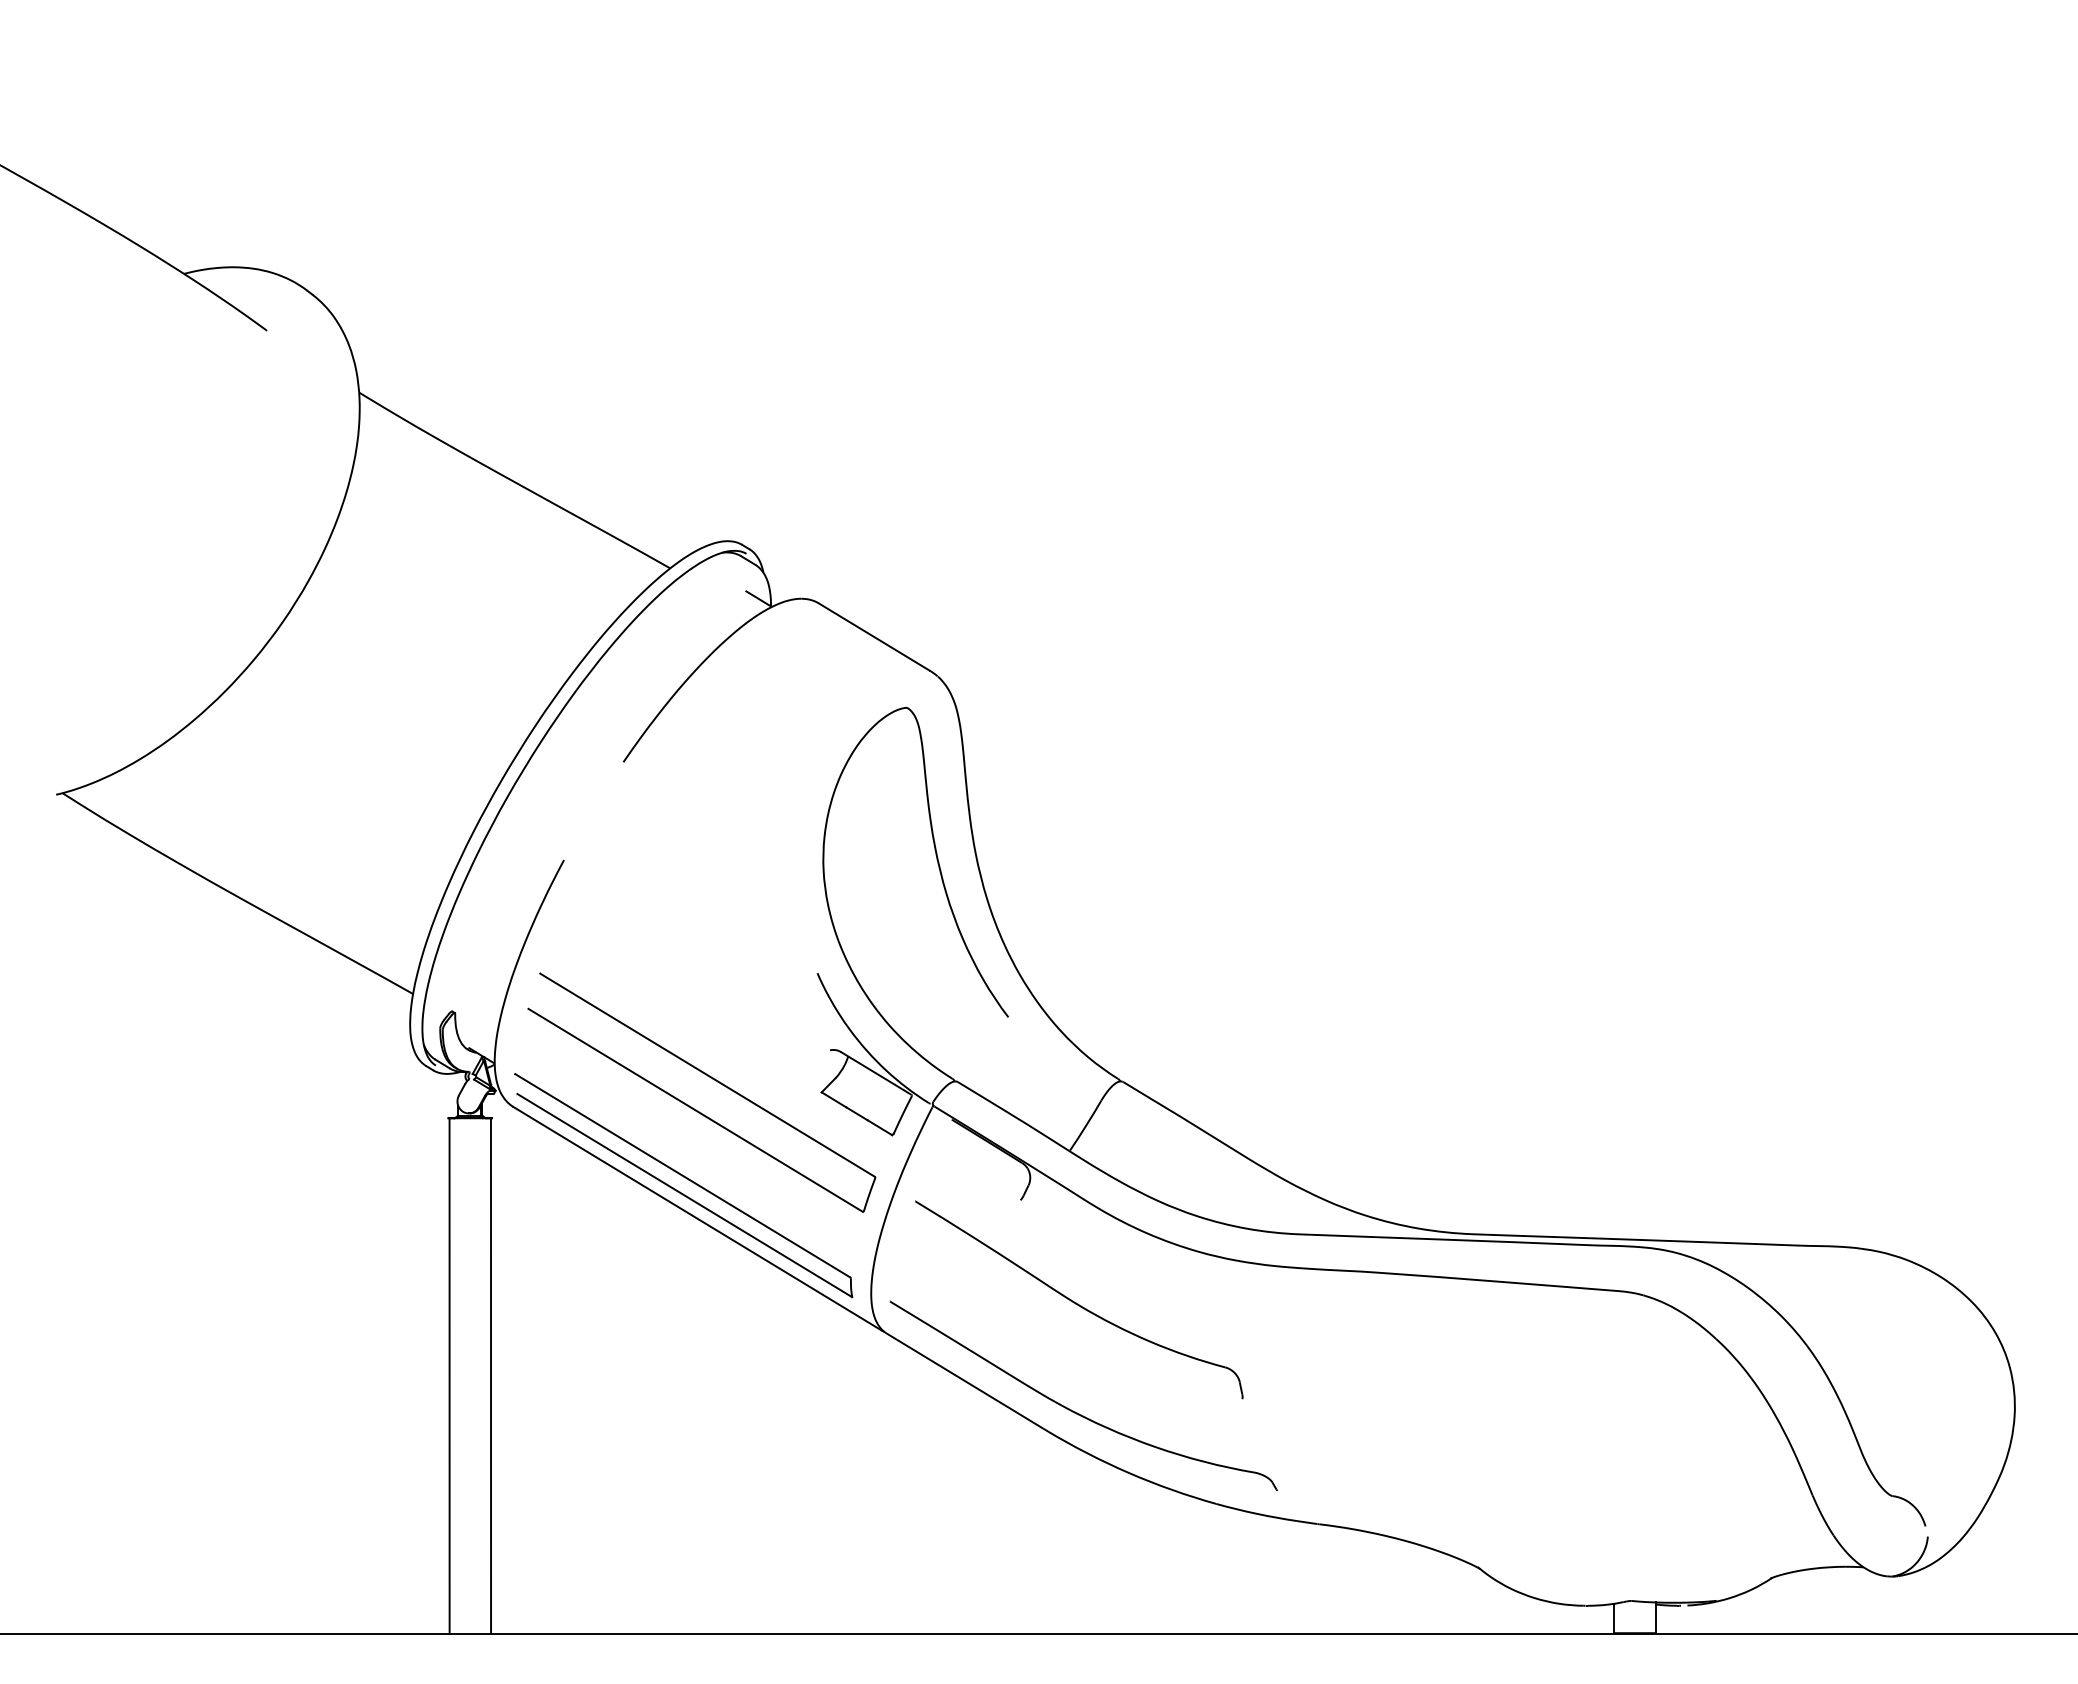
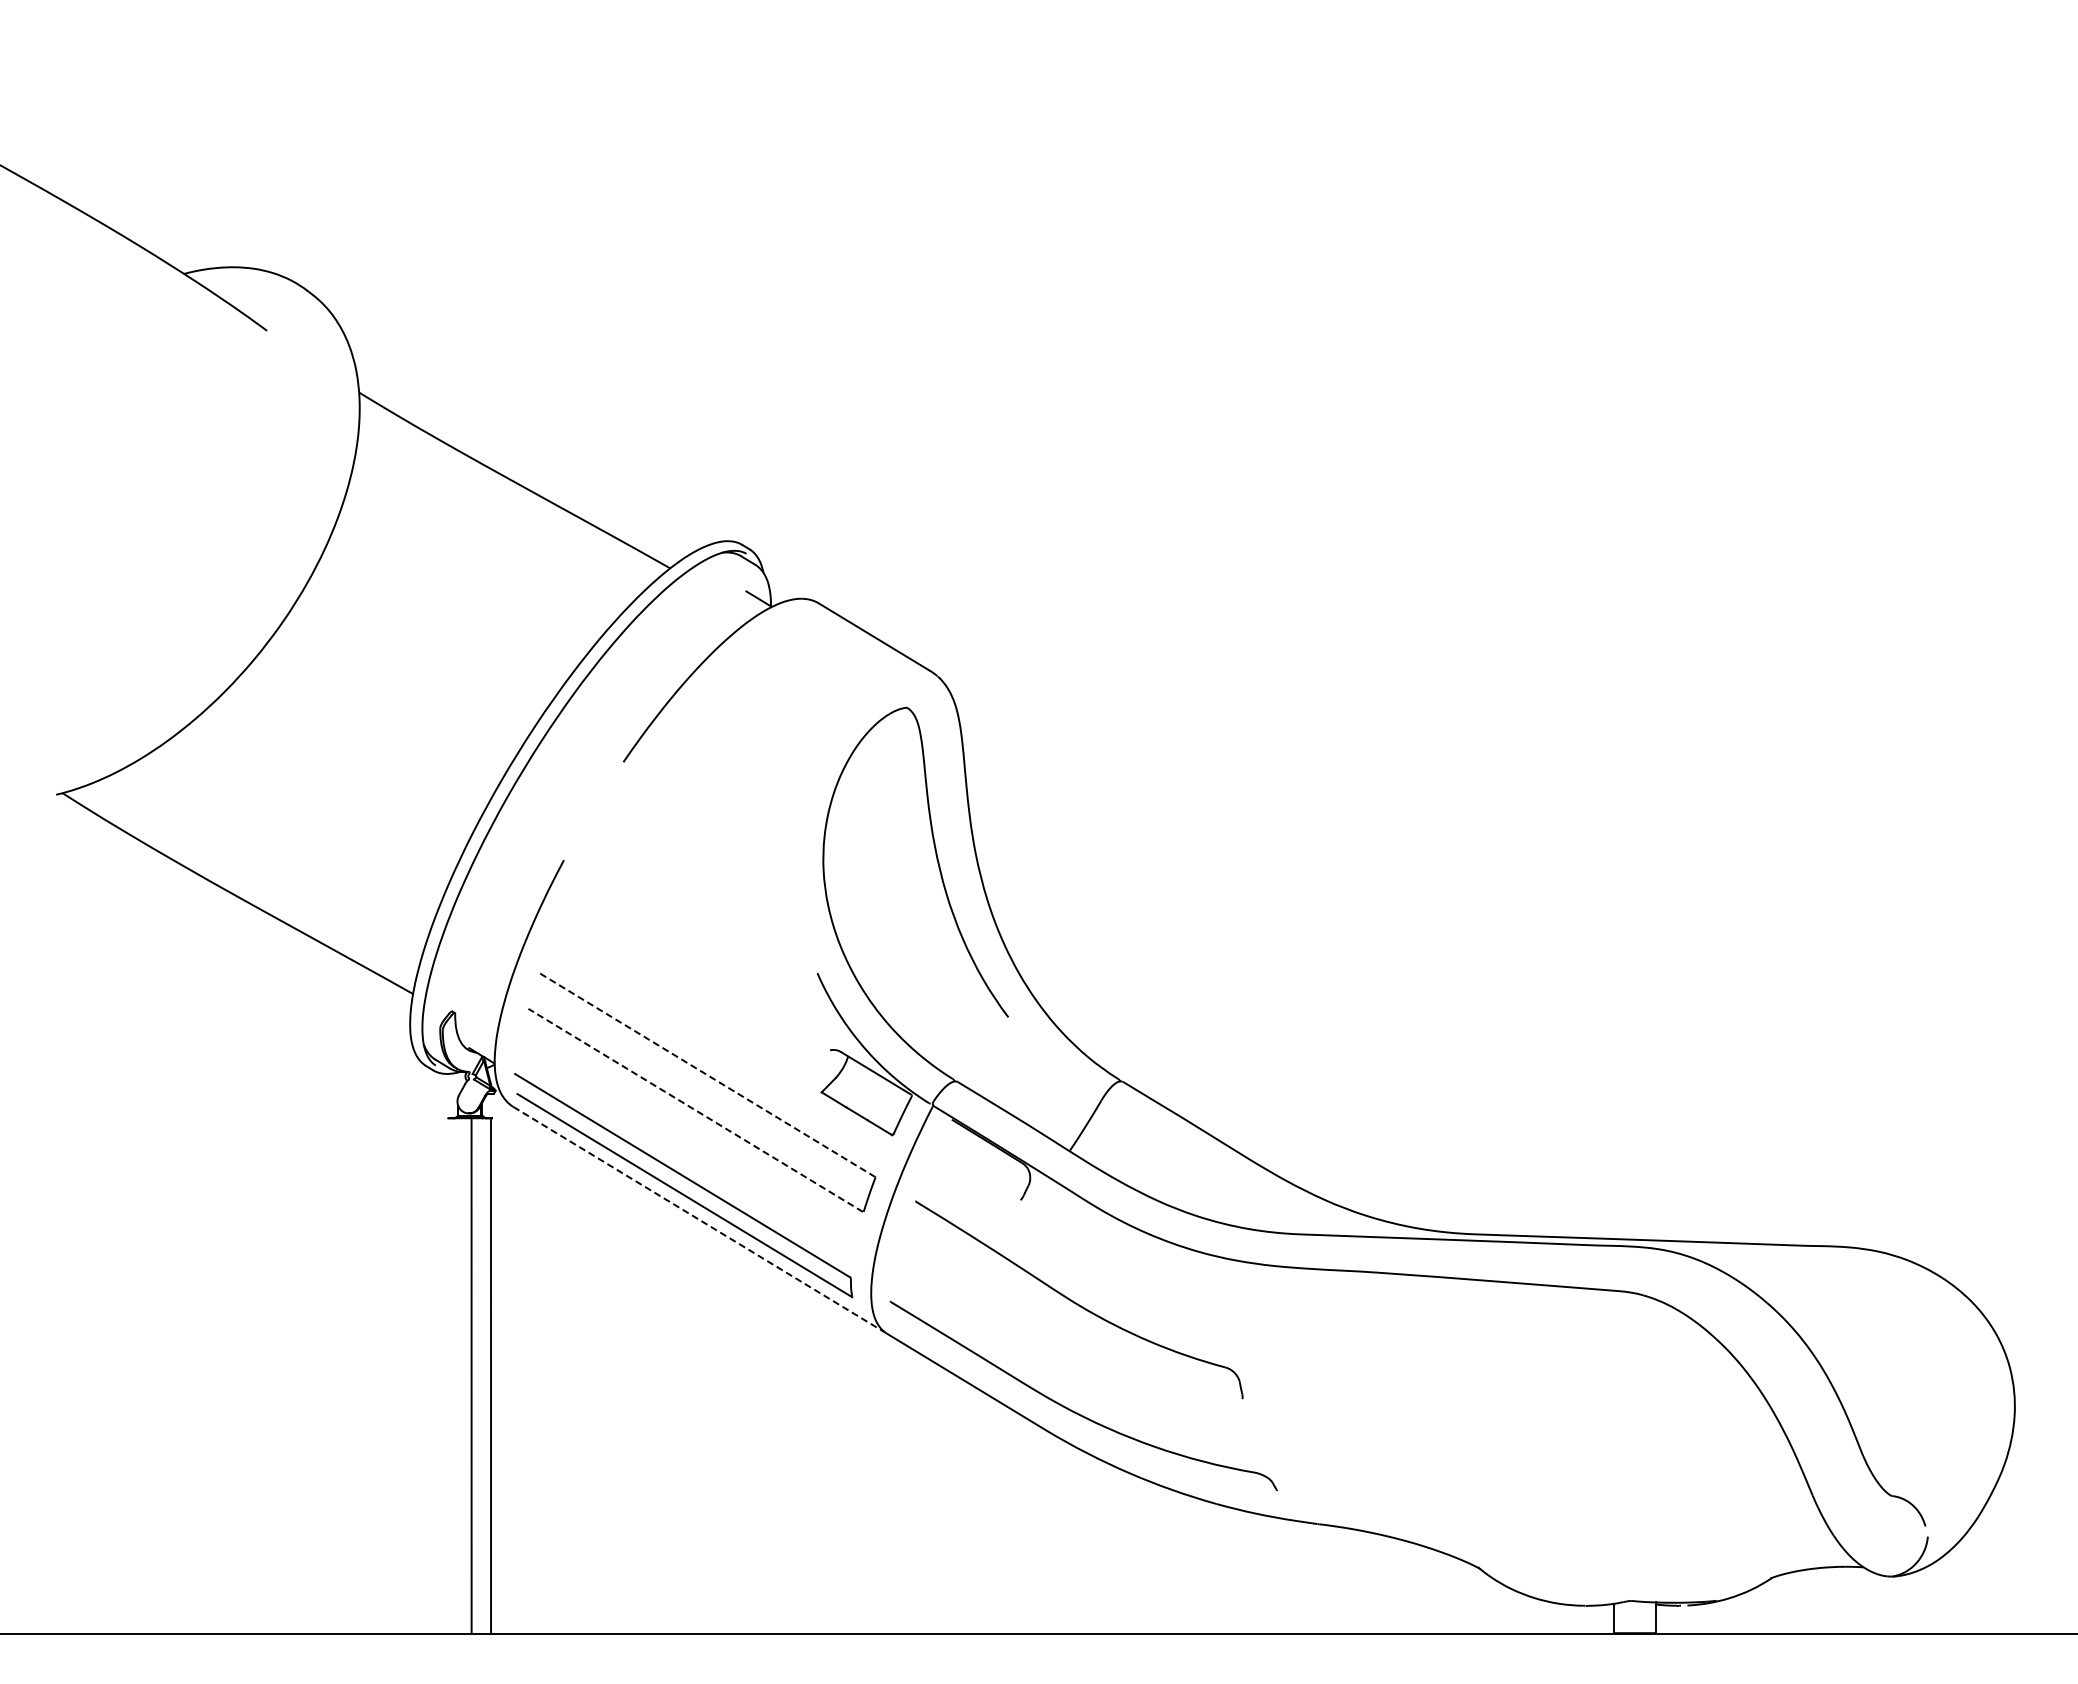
line: solid -> dashed (707, 1075)
line: solid -> dashed (695, 1110)
line: solid -> dashed (697, 1218)
line position: (449, 1375) -> (471, 1375) (471, 1375)
